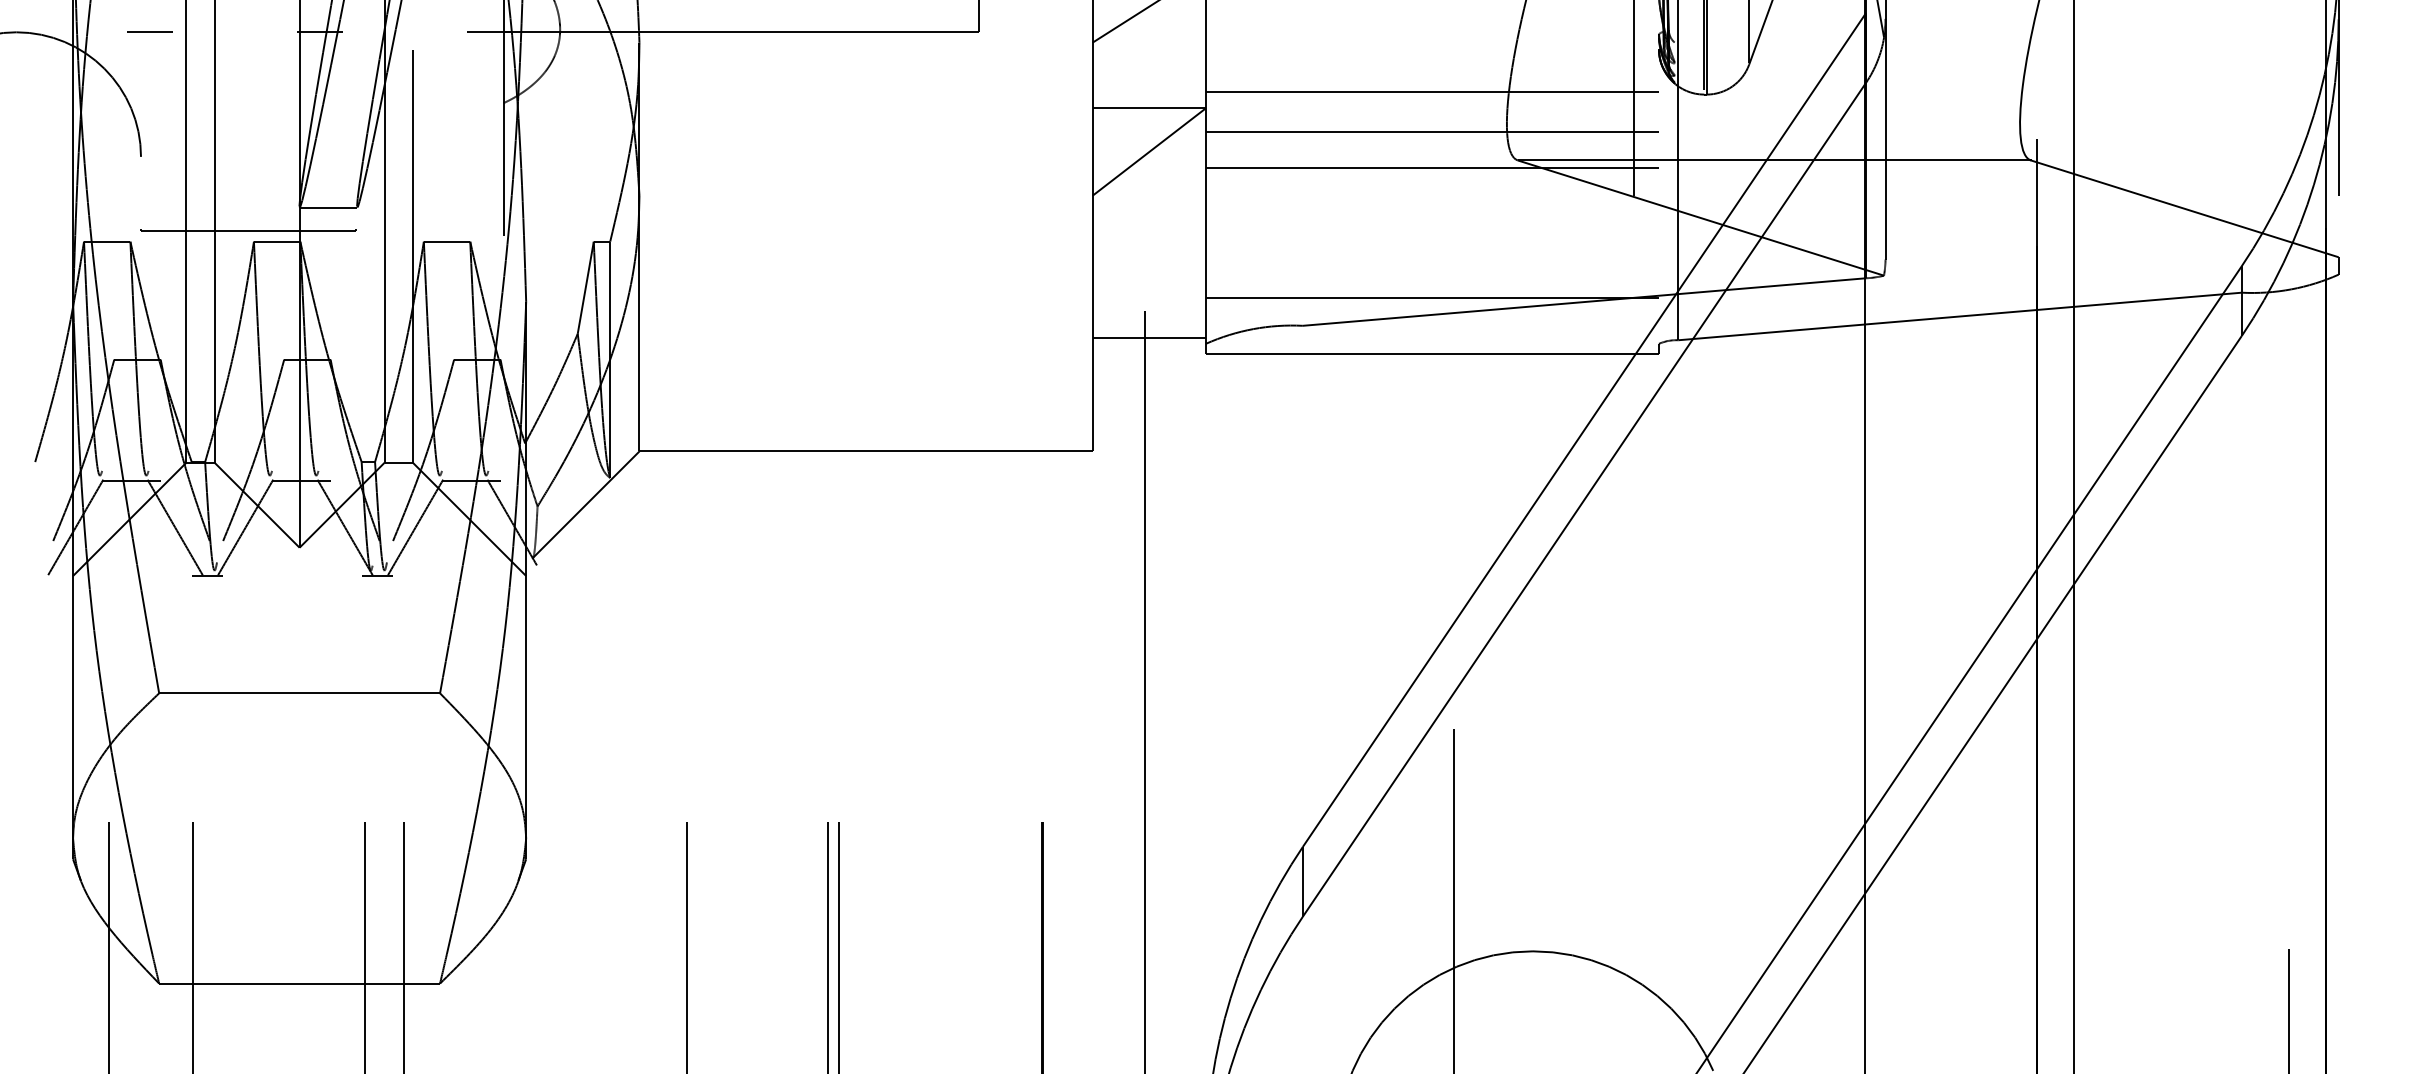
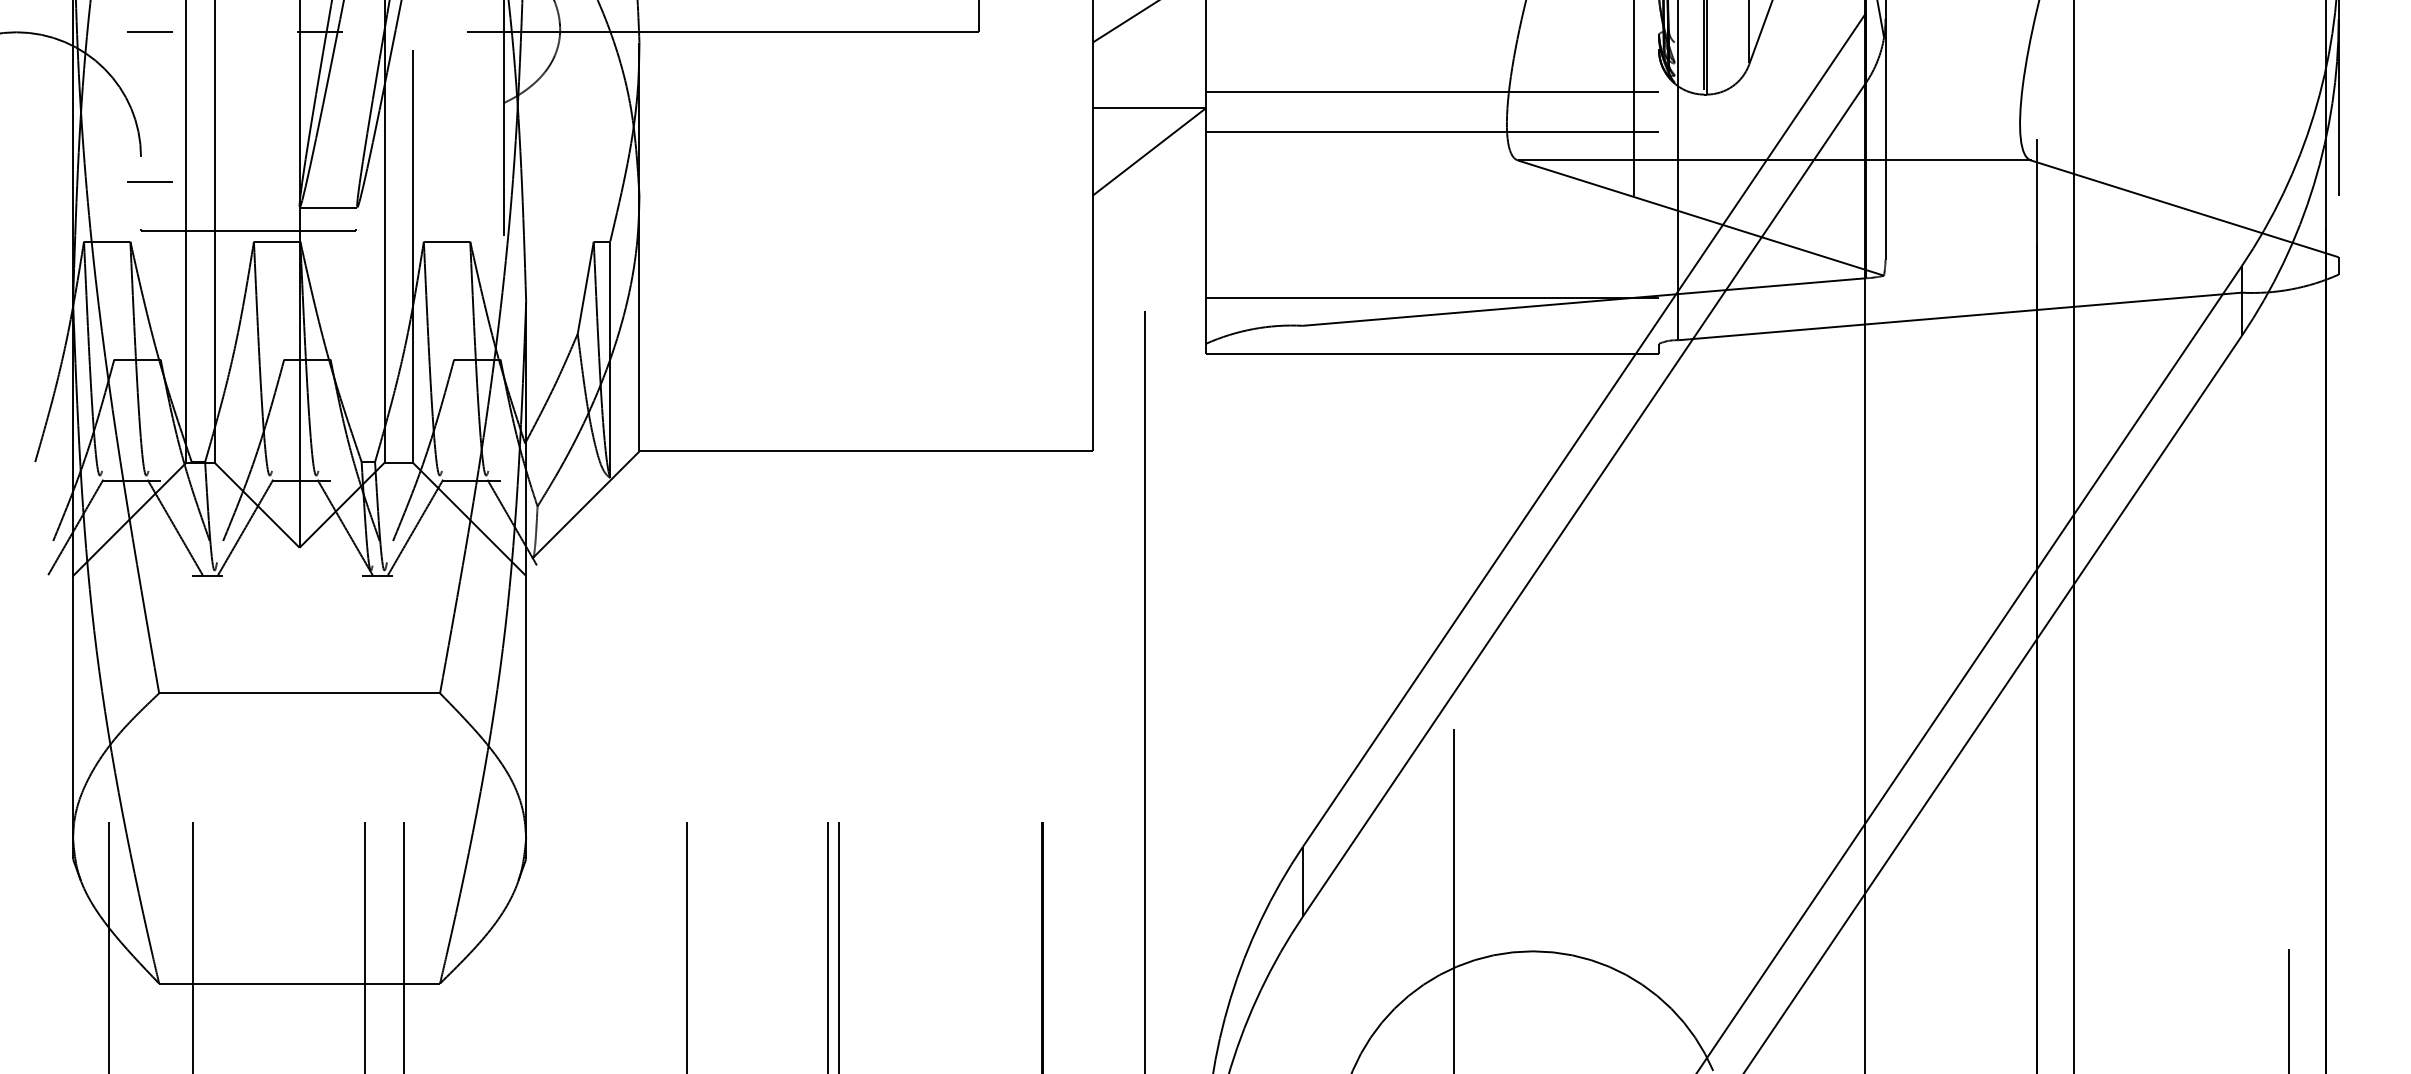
line: present -> none (1431, 168)
line: none -> present (149, 181)
line: present -> none (1148, 338)
